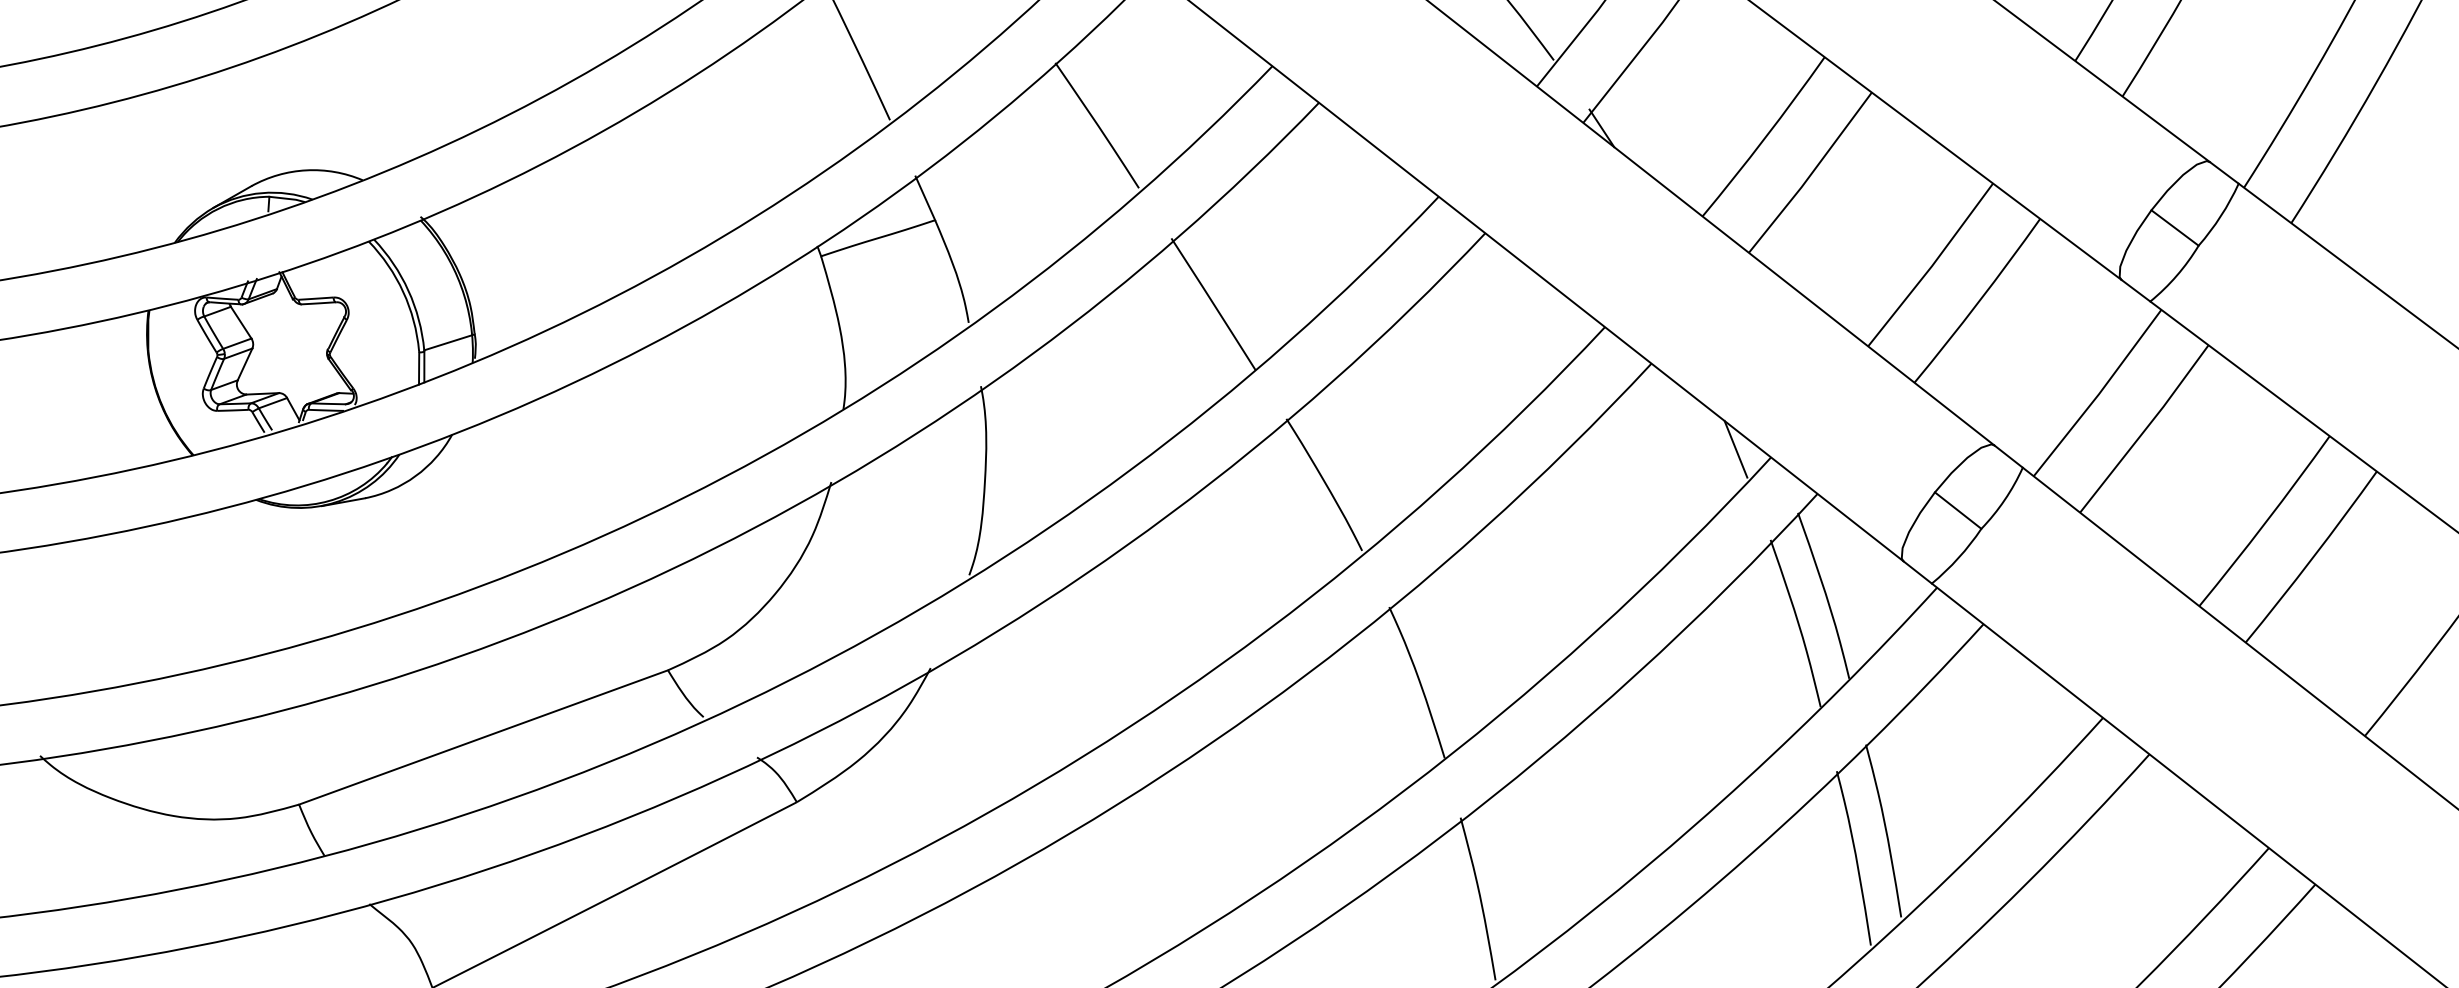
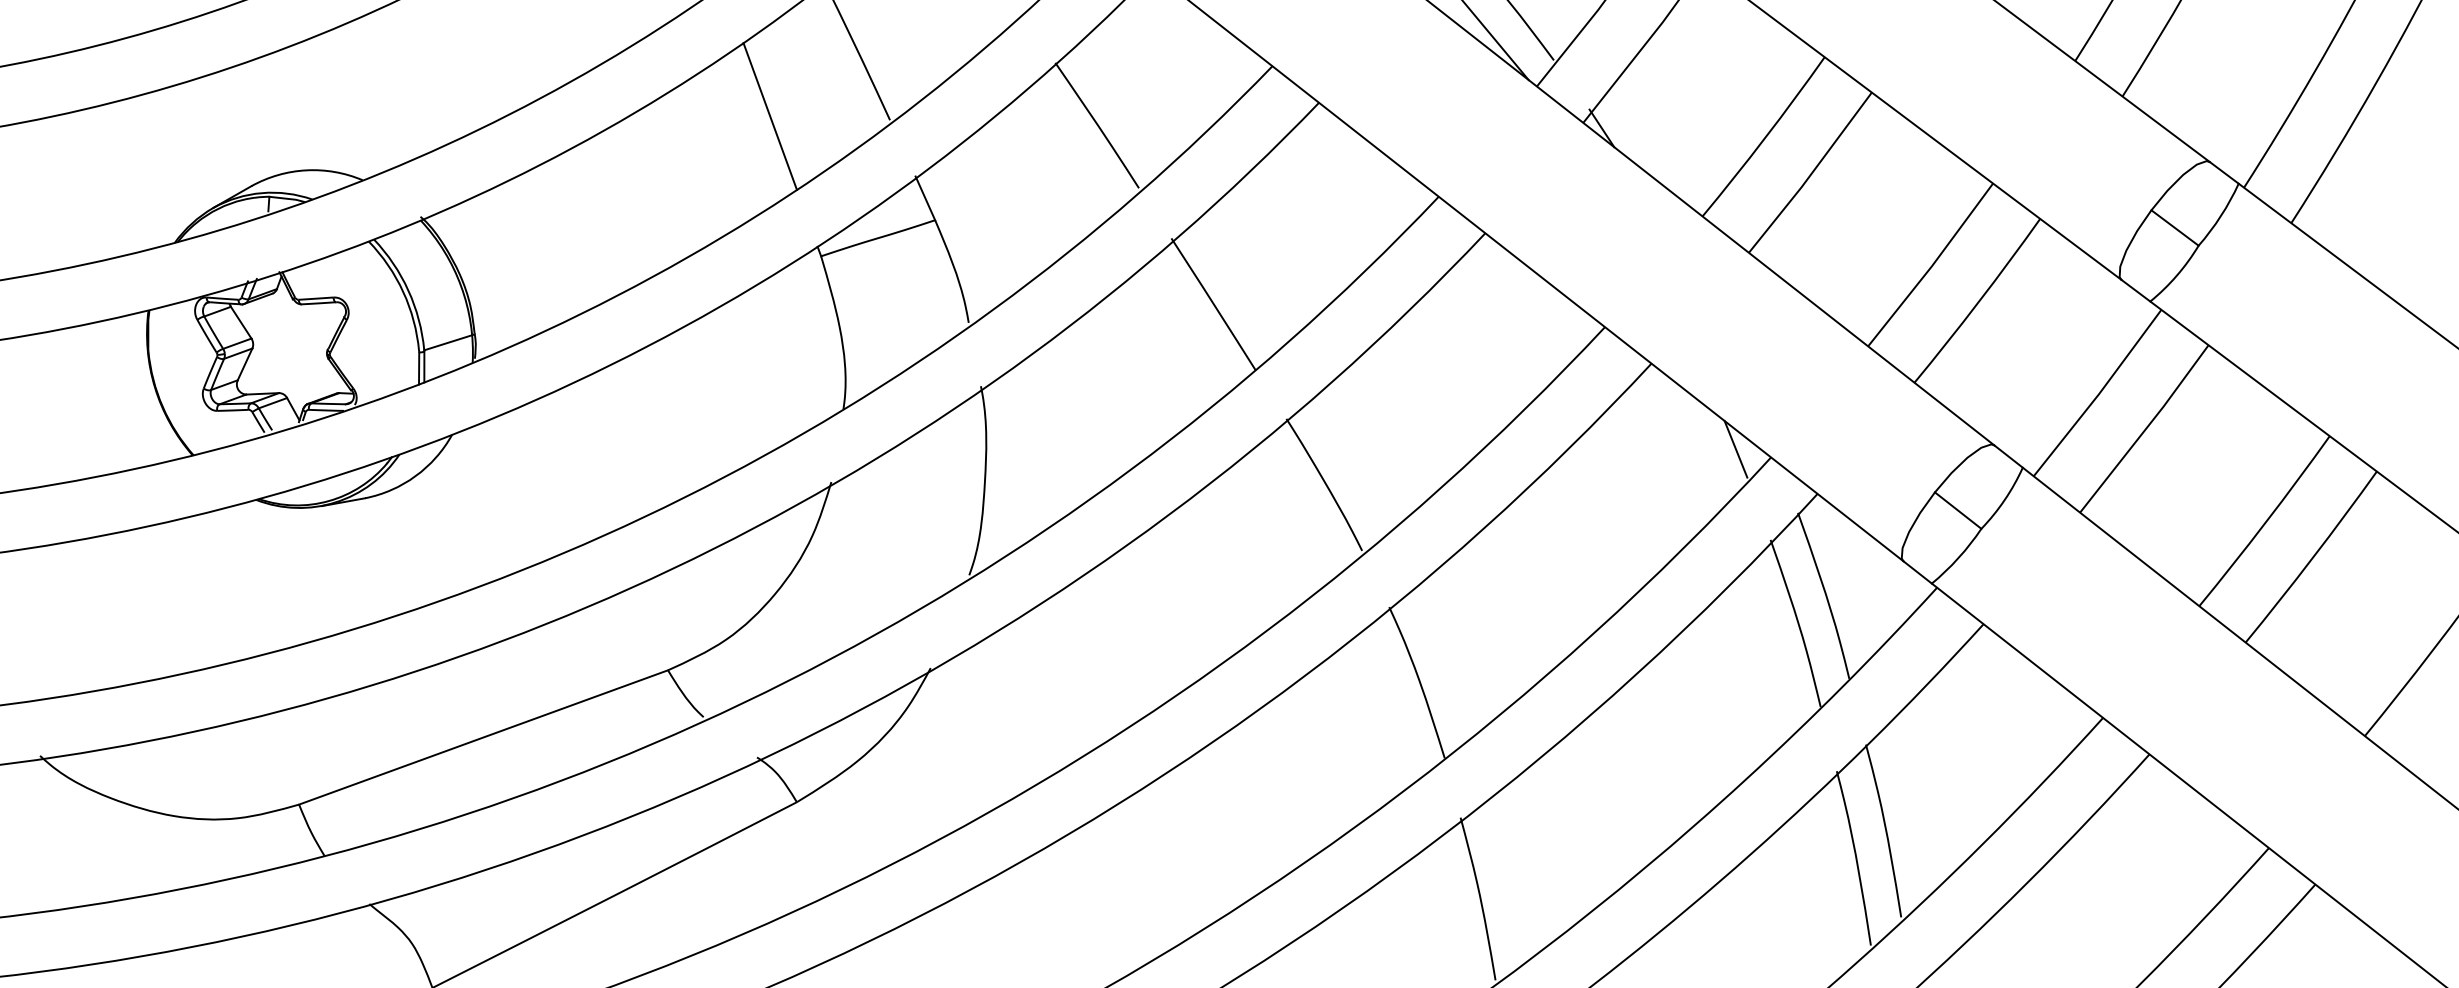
line: none -> present (1496, 41)
line: none -> present (769, 116)
